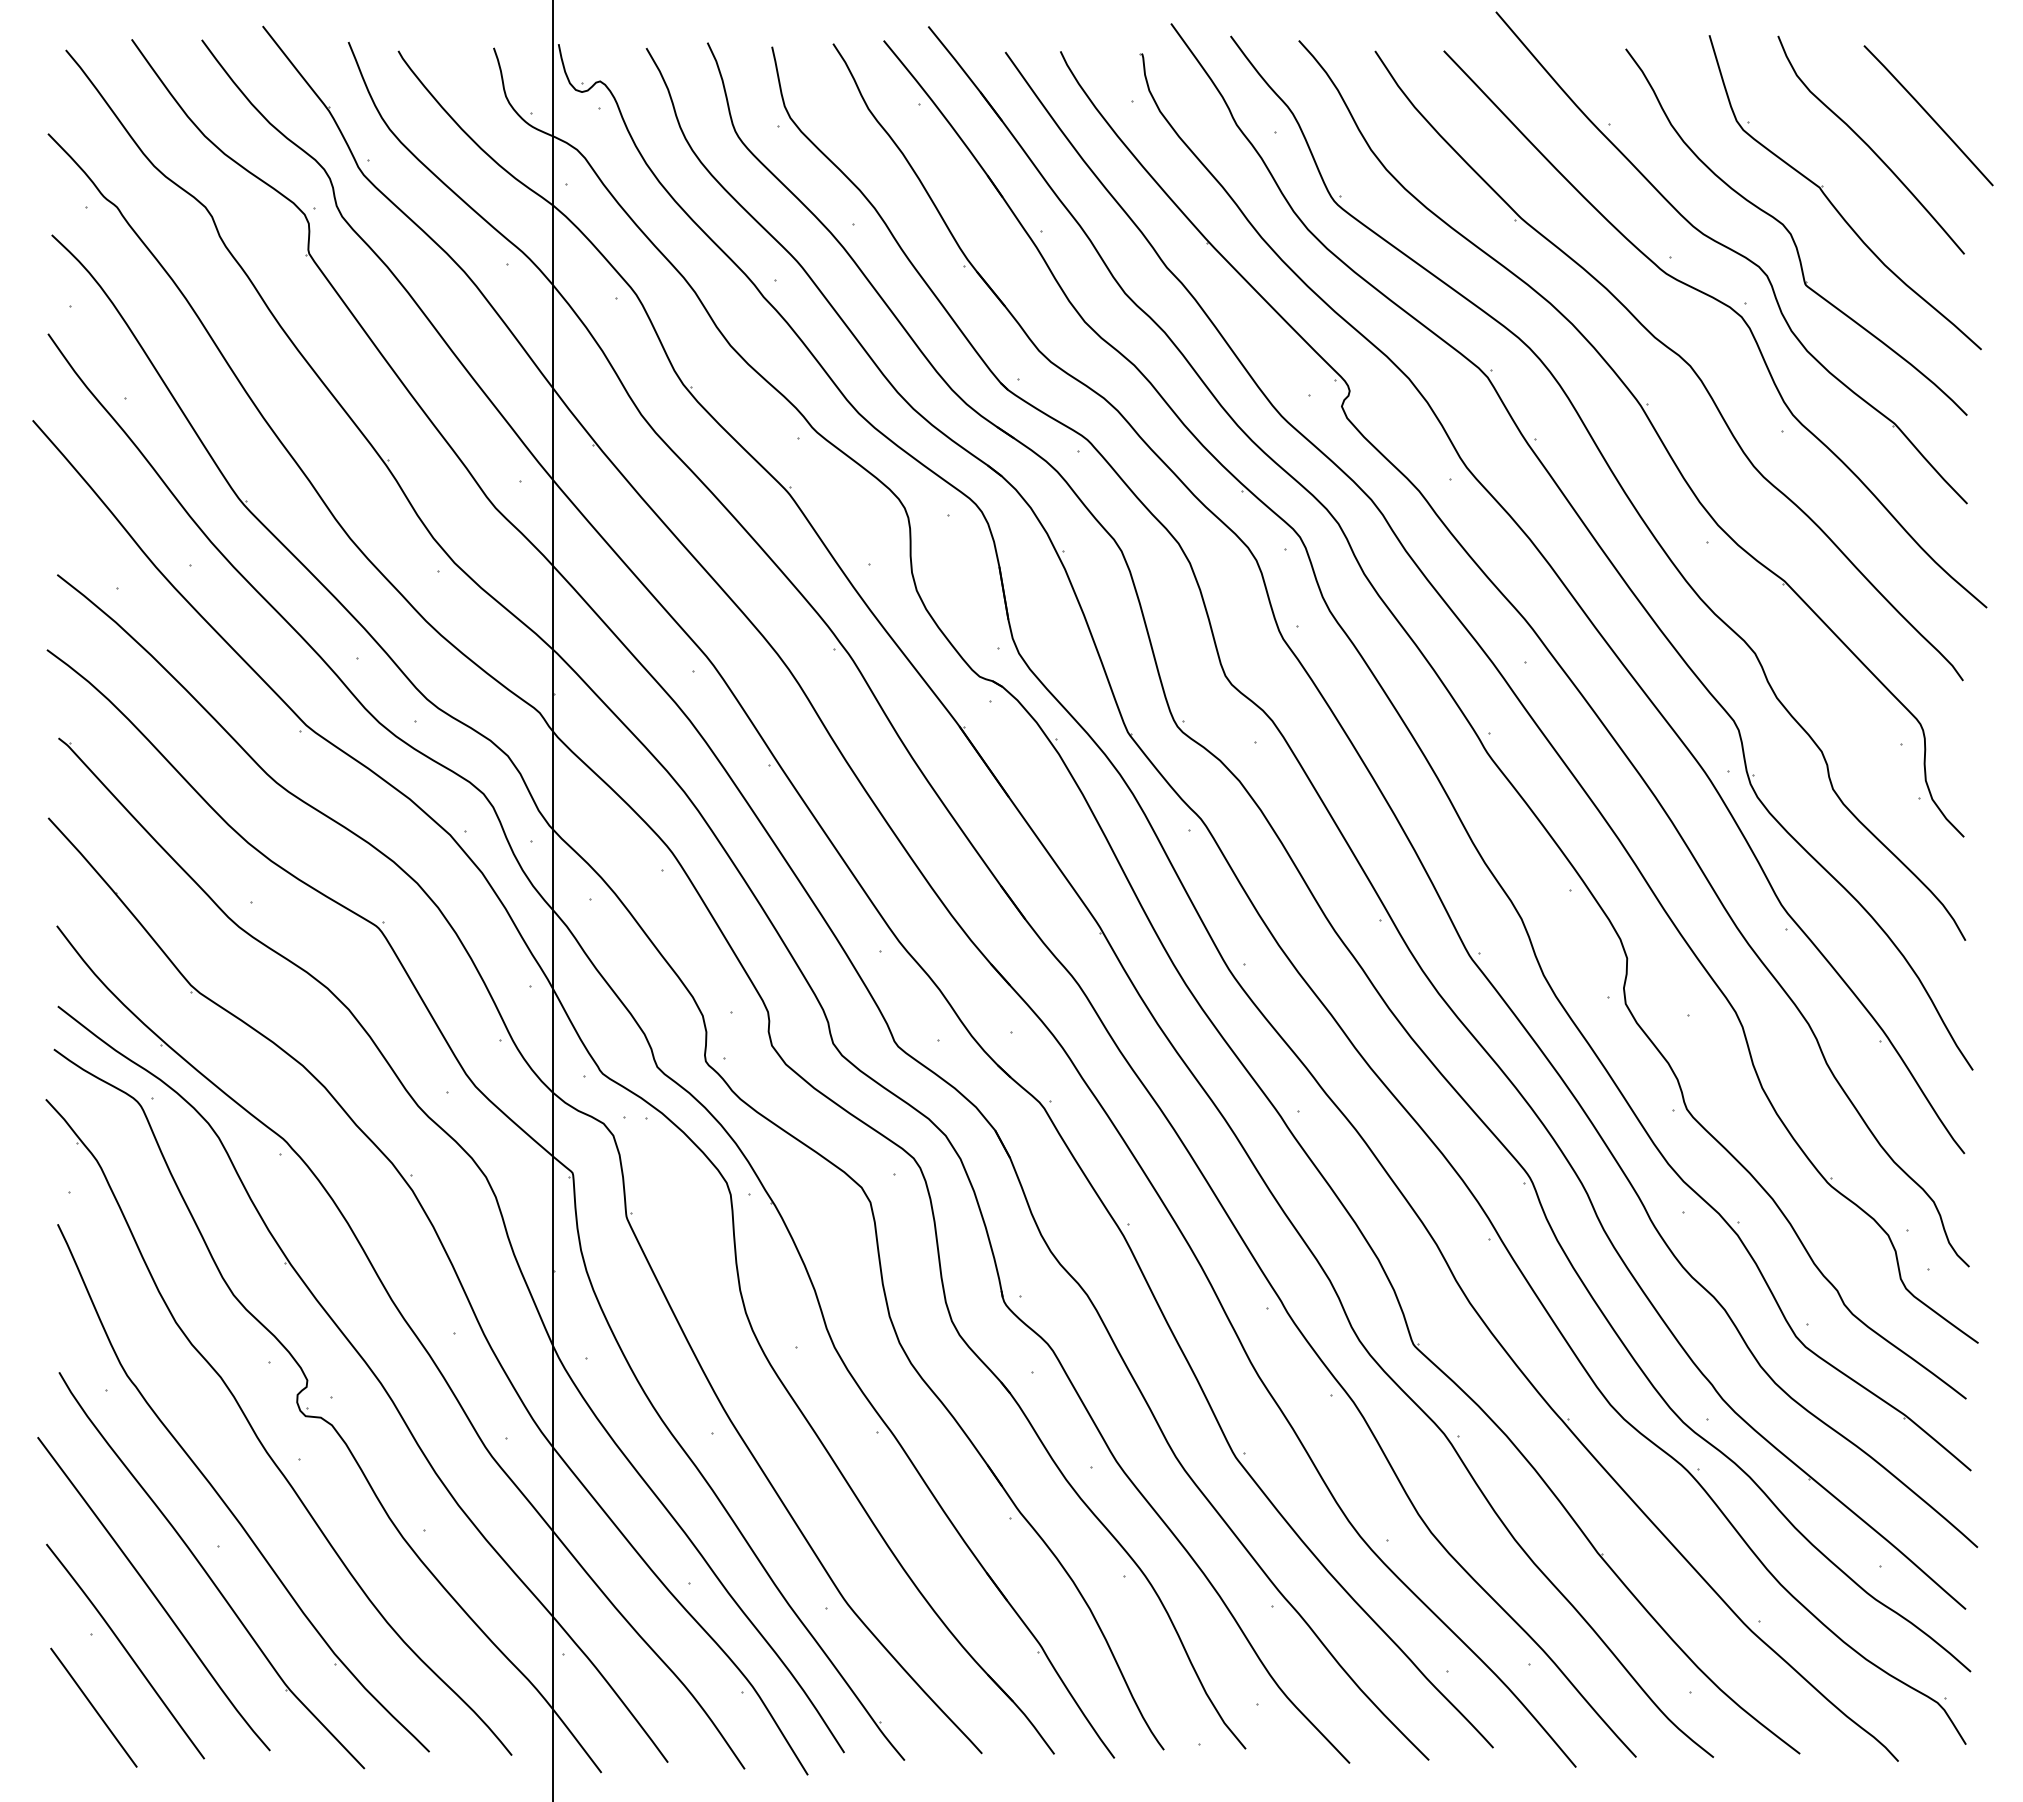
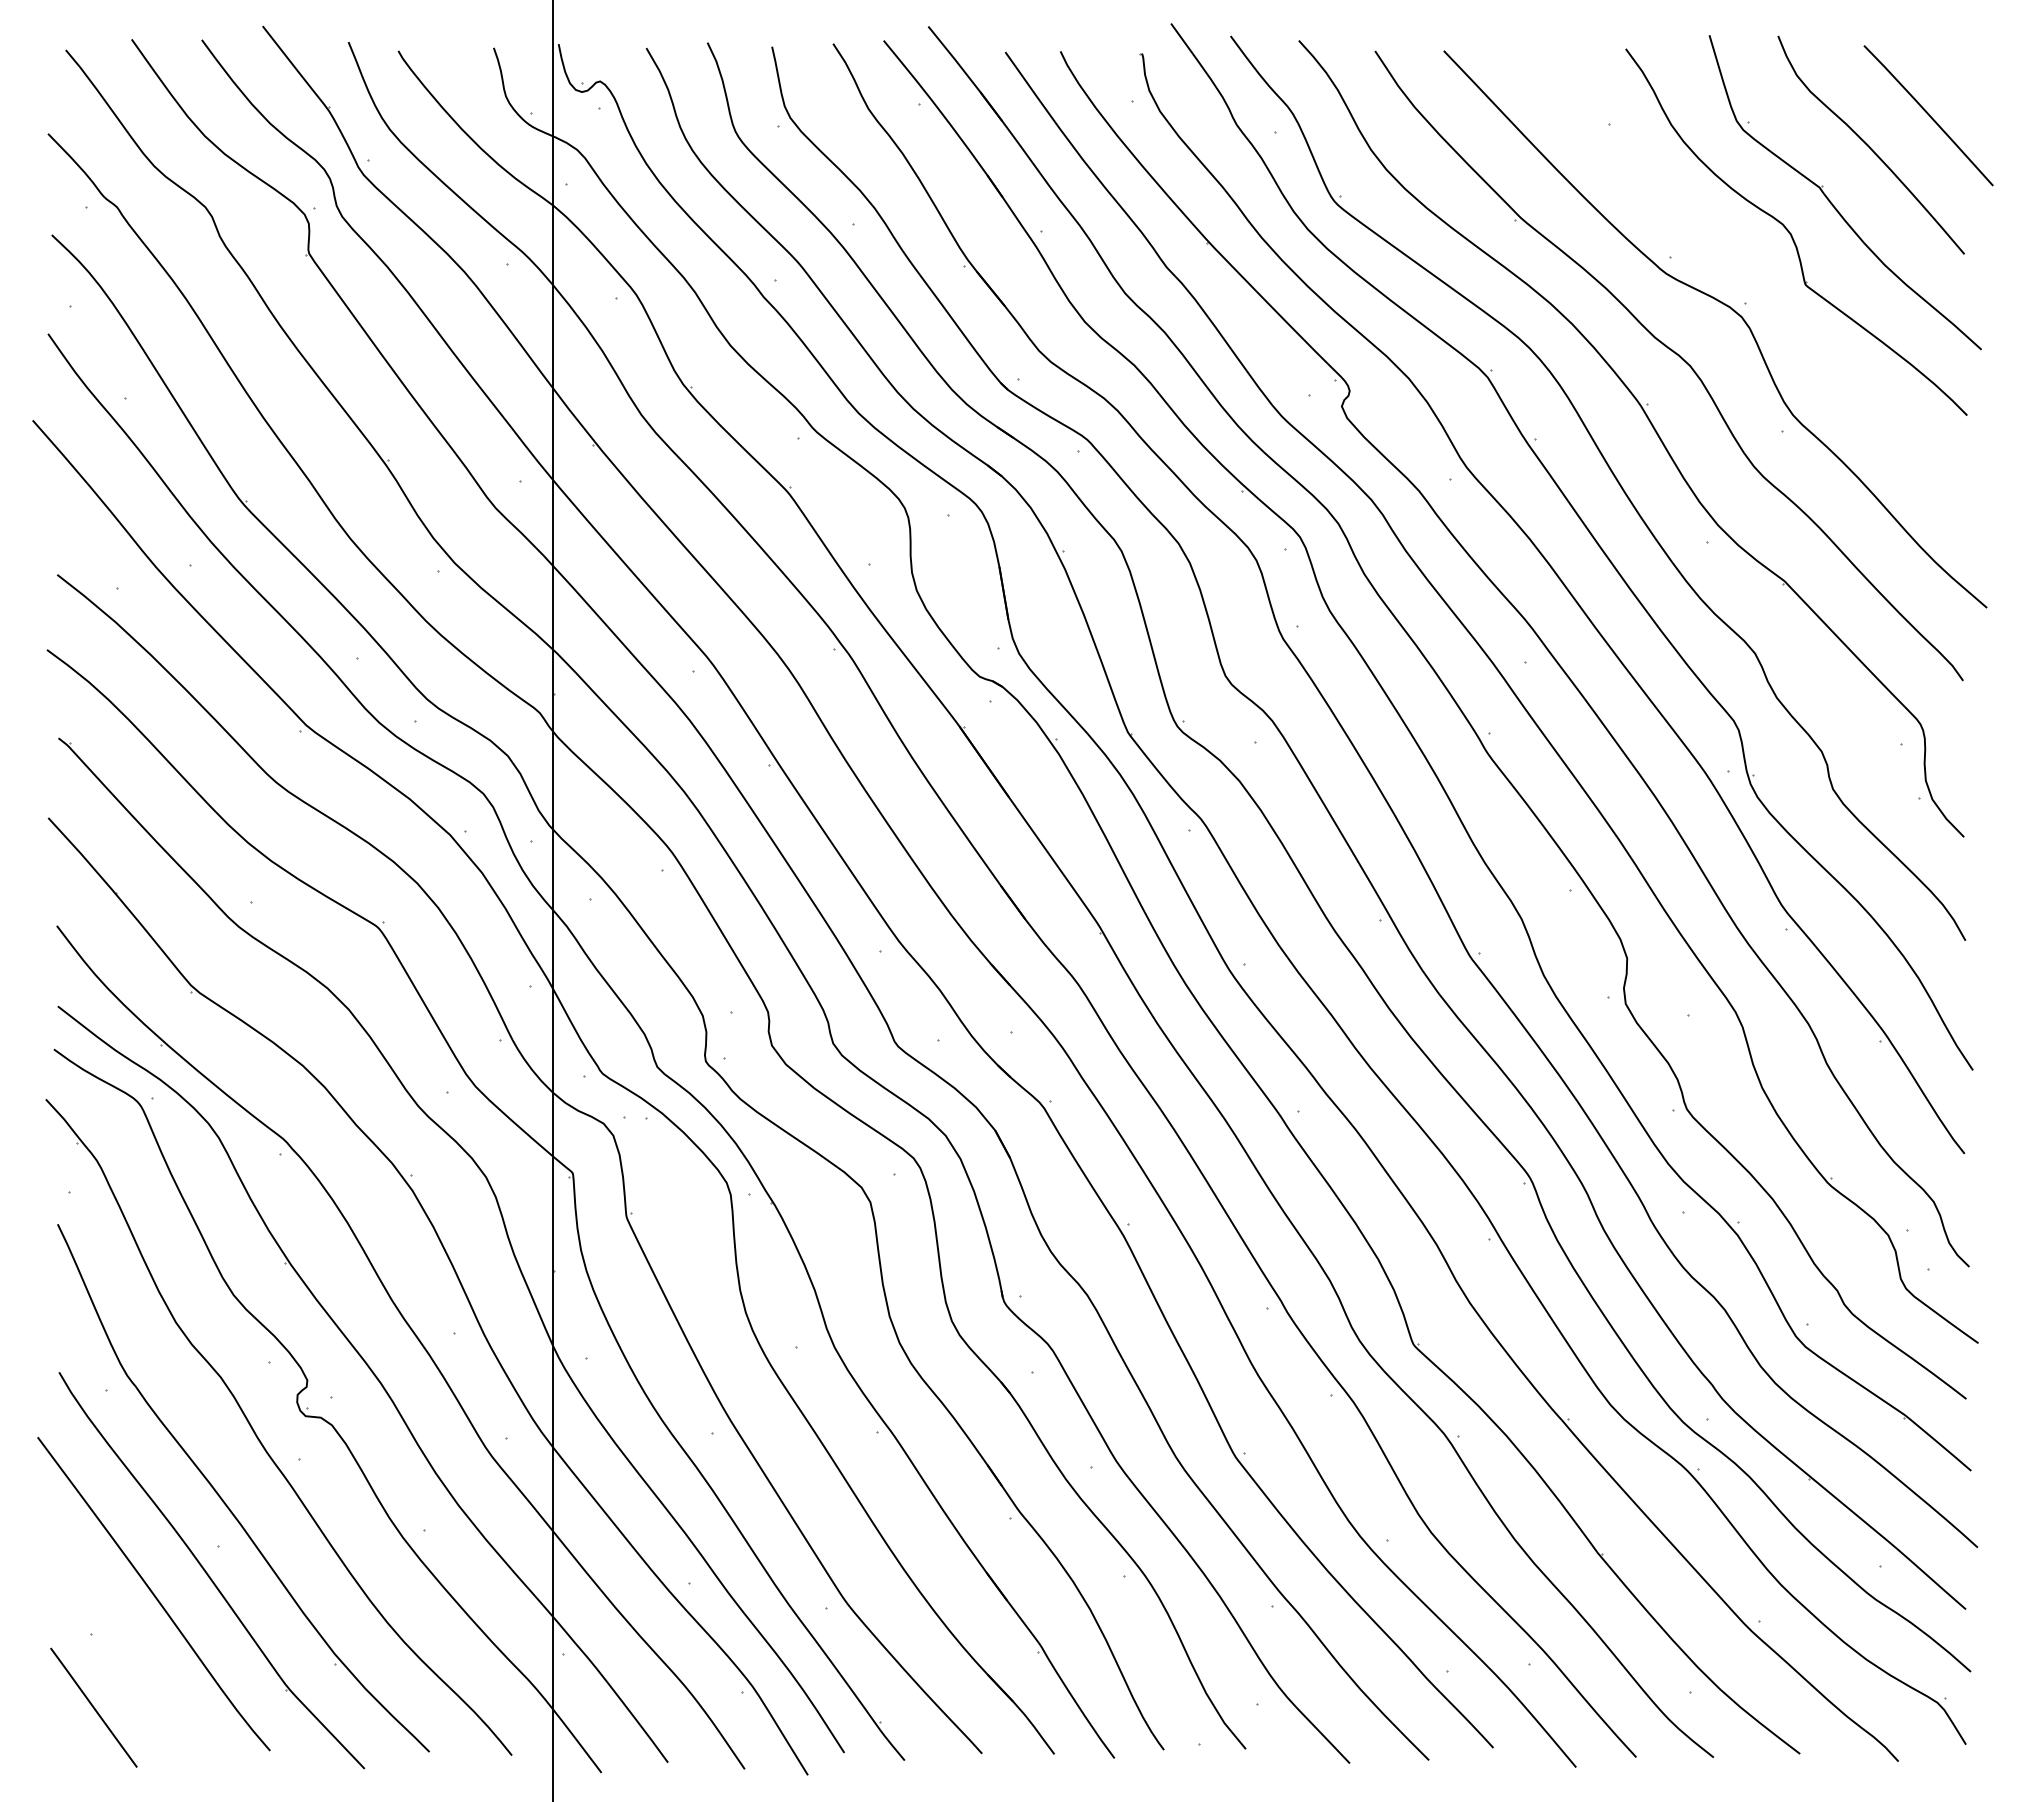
part: present -> none (1731, 257)
curve: present -> none (125, 1651)
